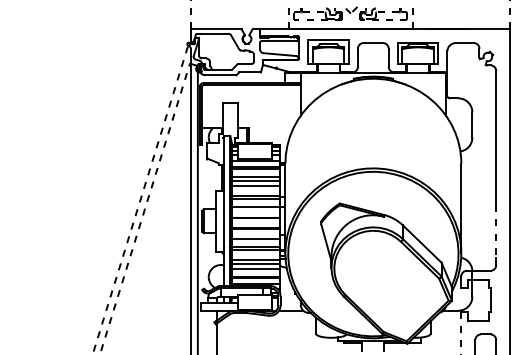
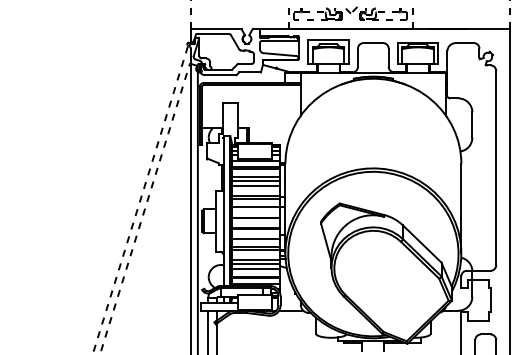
line: dashed -> solid (496, 231)
line: none -> present (208, 330)
line: dashed -> solid (461, 333)
